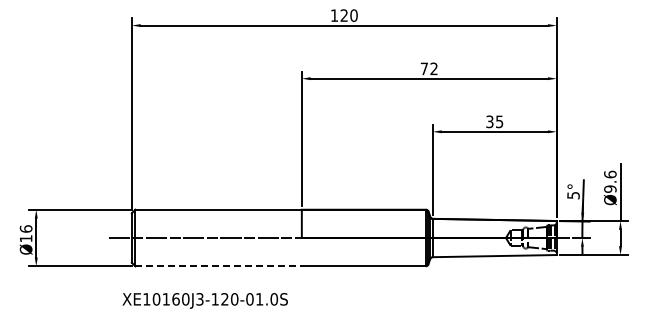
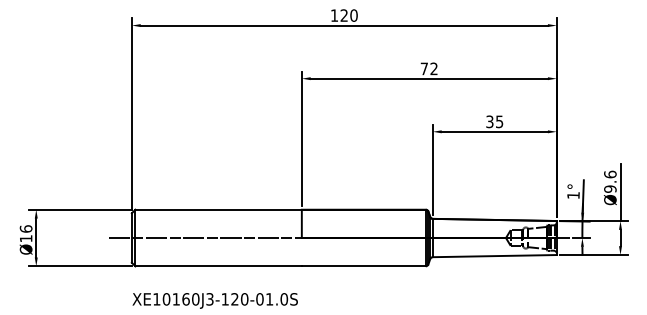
text: 5° -> 1° (573, 195)
line: dashed -> solid (219, 266)
text position: (204, 300) -> (214, 300) (214, 300)
